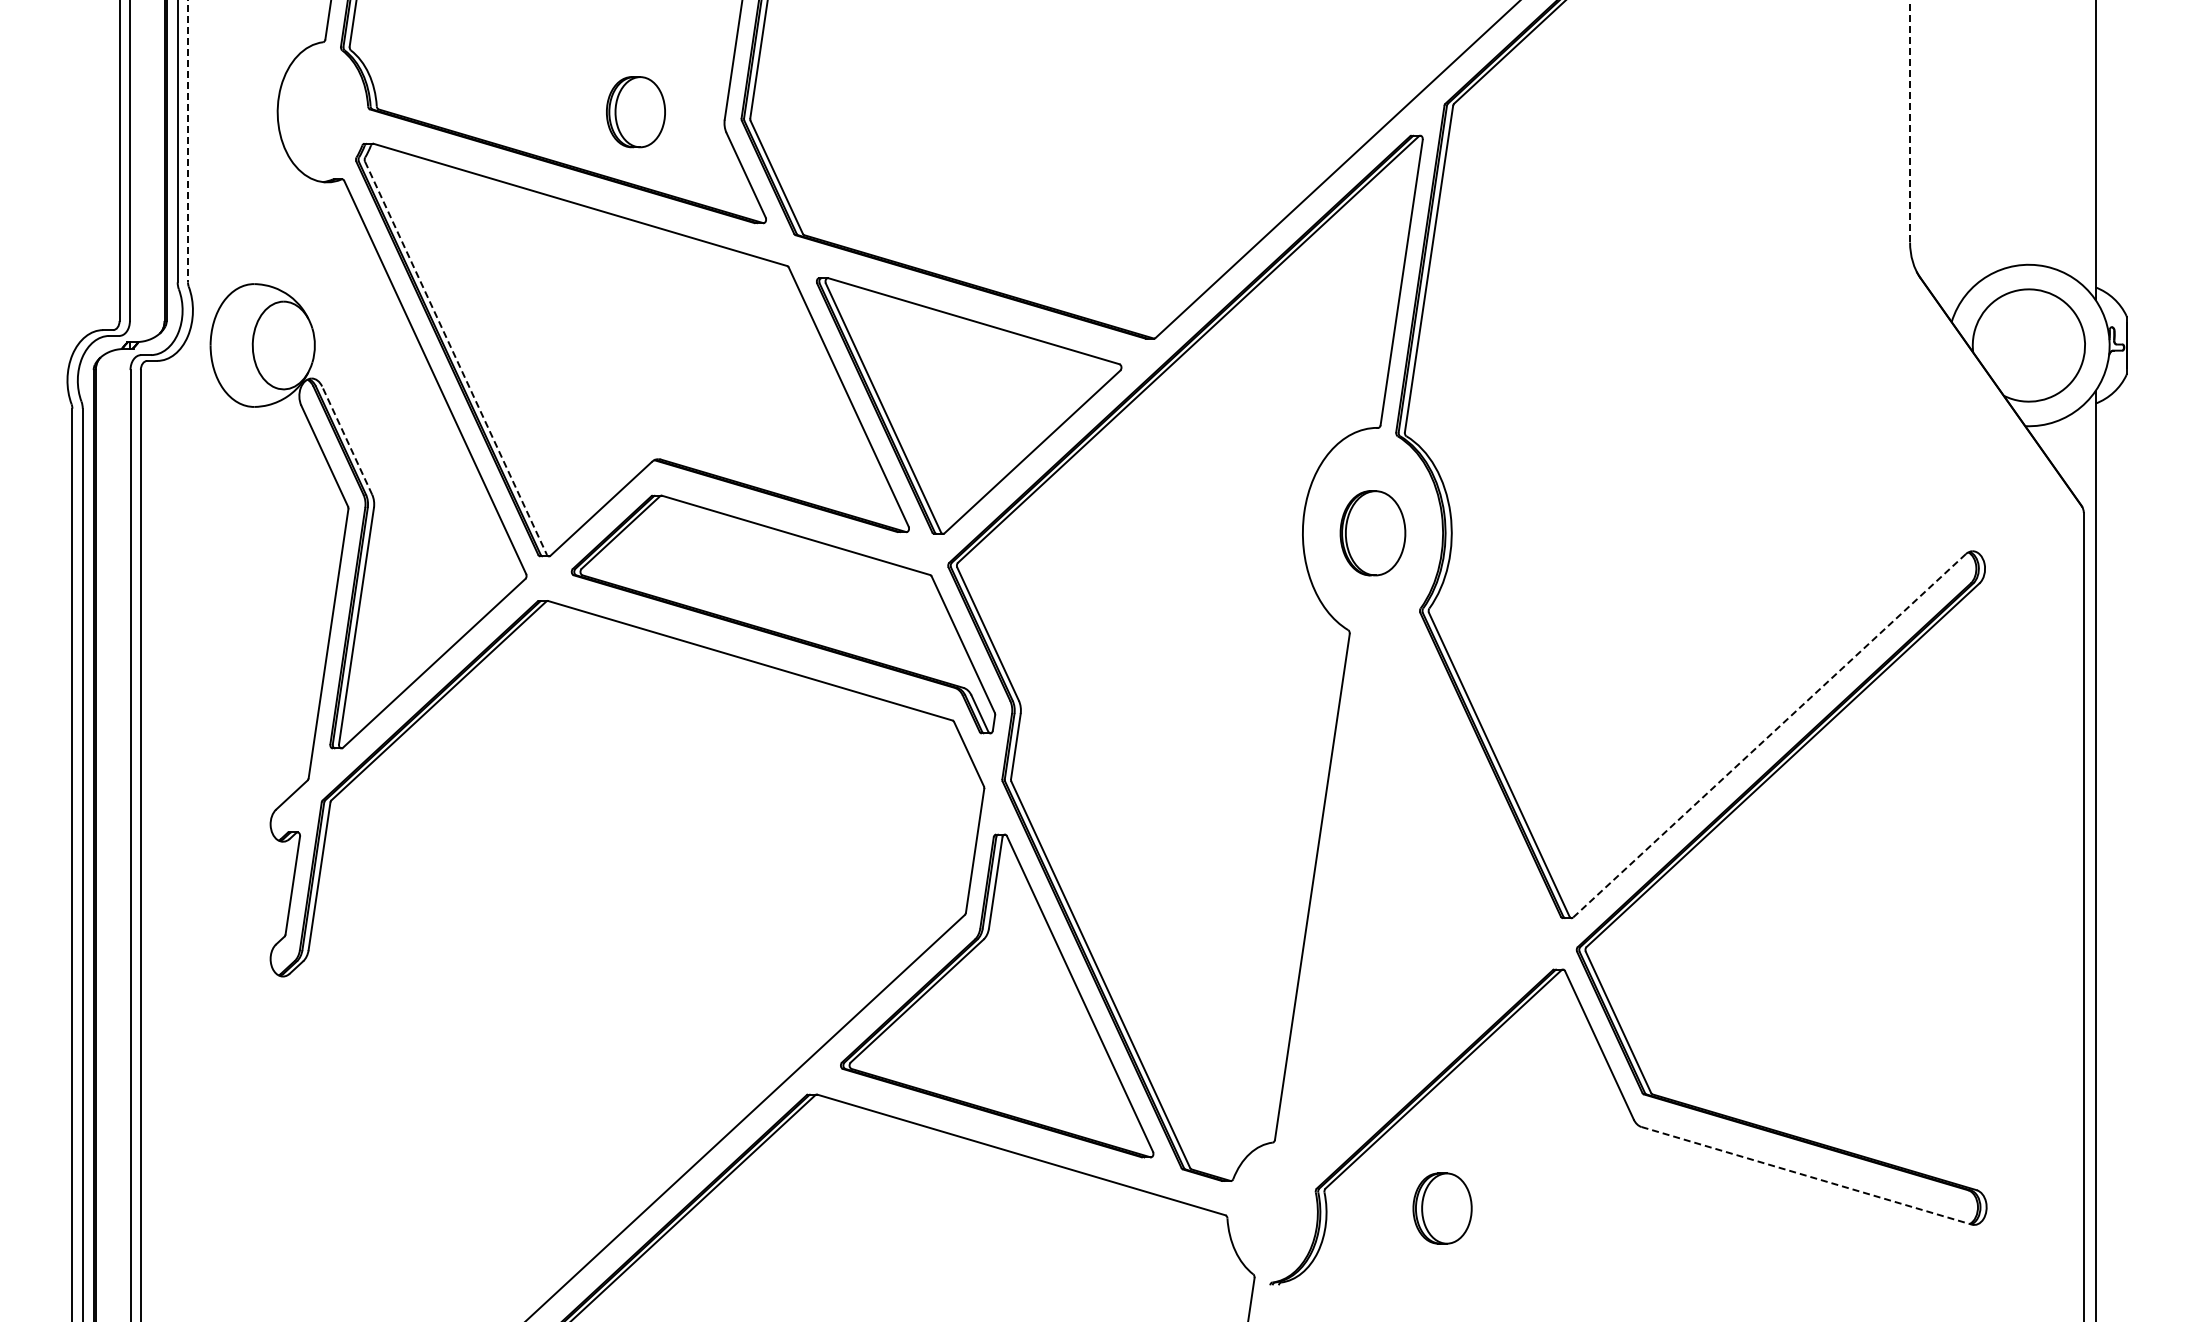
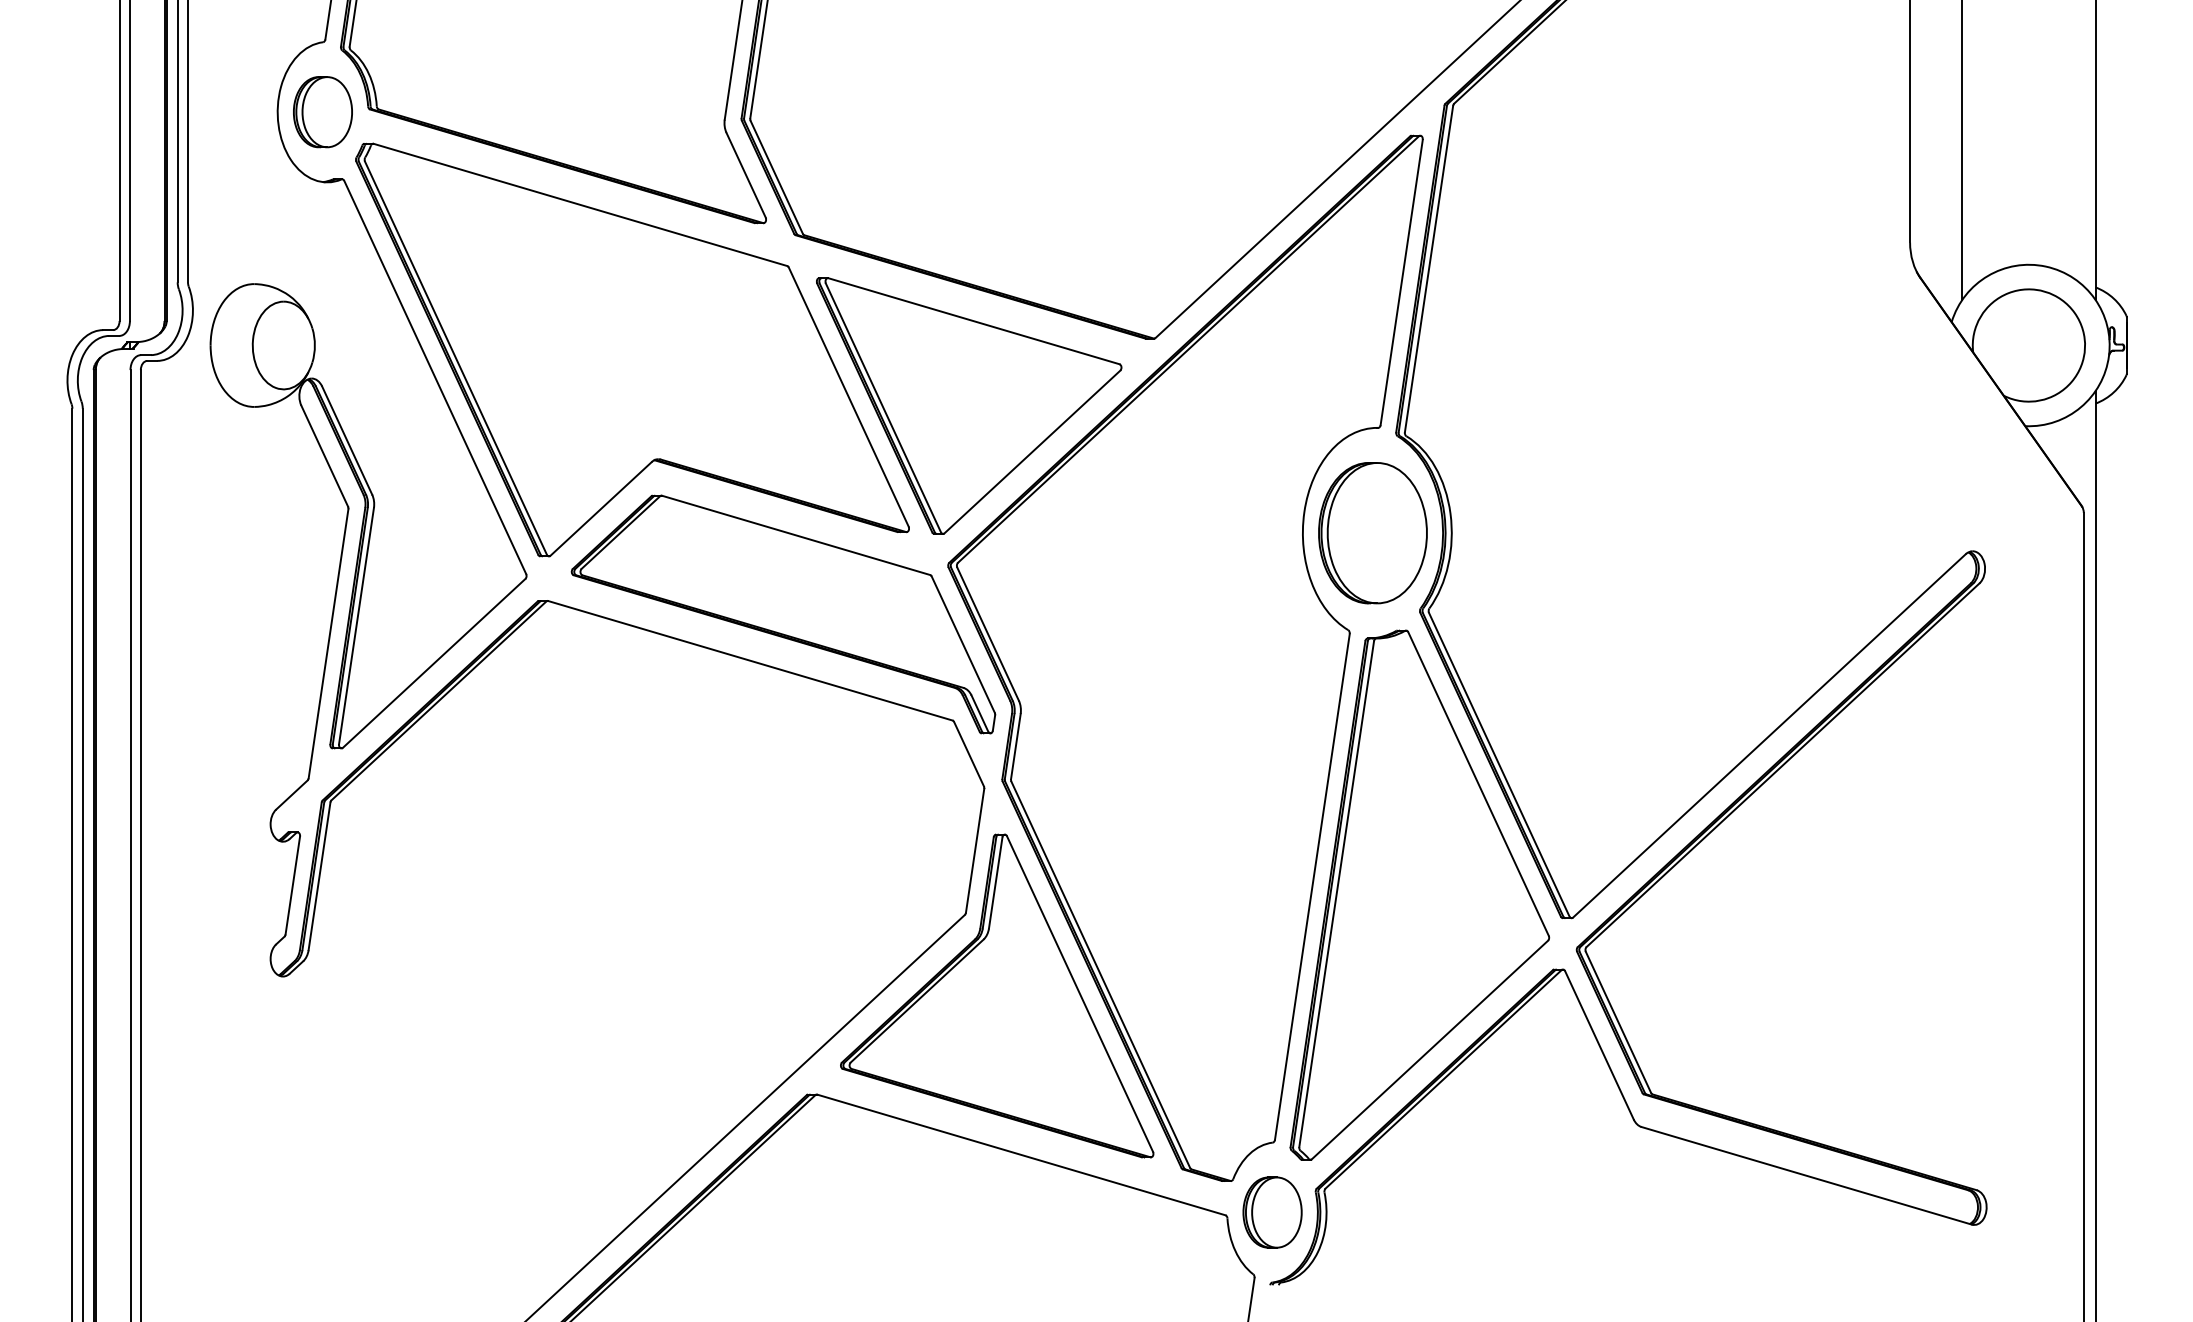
part position: (635, 112) -> (322, 112) (322, 112)
line: dashed -> solid (1910, 121)
line: dashed -> solid (187, 141)
line: none -> present (1962, 151)
line: dashed -> solid (456, 358)
line: dashed -> solid (347, 440)
part size: 68x87 px -> 110x143 px (1372, 533)
line: dashed -> solid (1769, 735)
part: none -> present (1419, 894)
line: dashed -> solid (1807, 1175)
part position: (1442, 1208) -> (1272, 1212) (1272, 1212)
